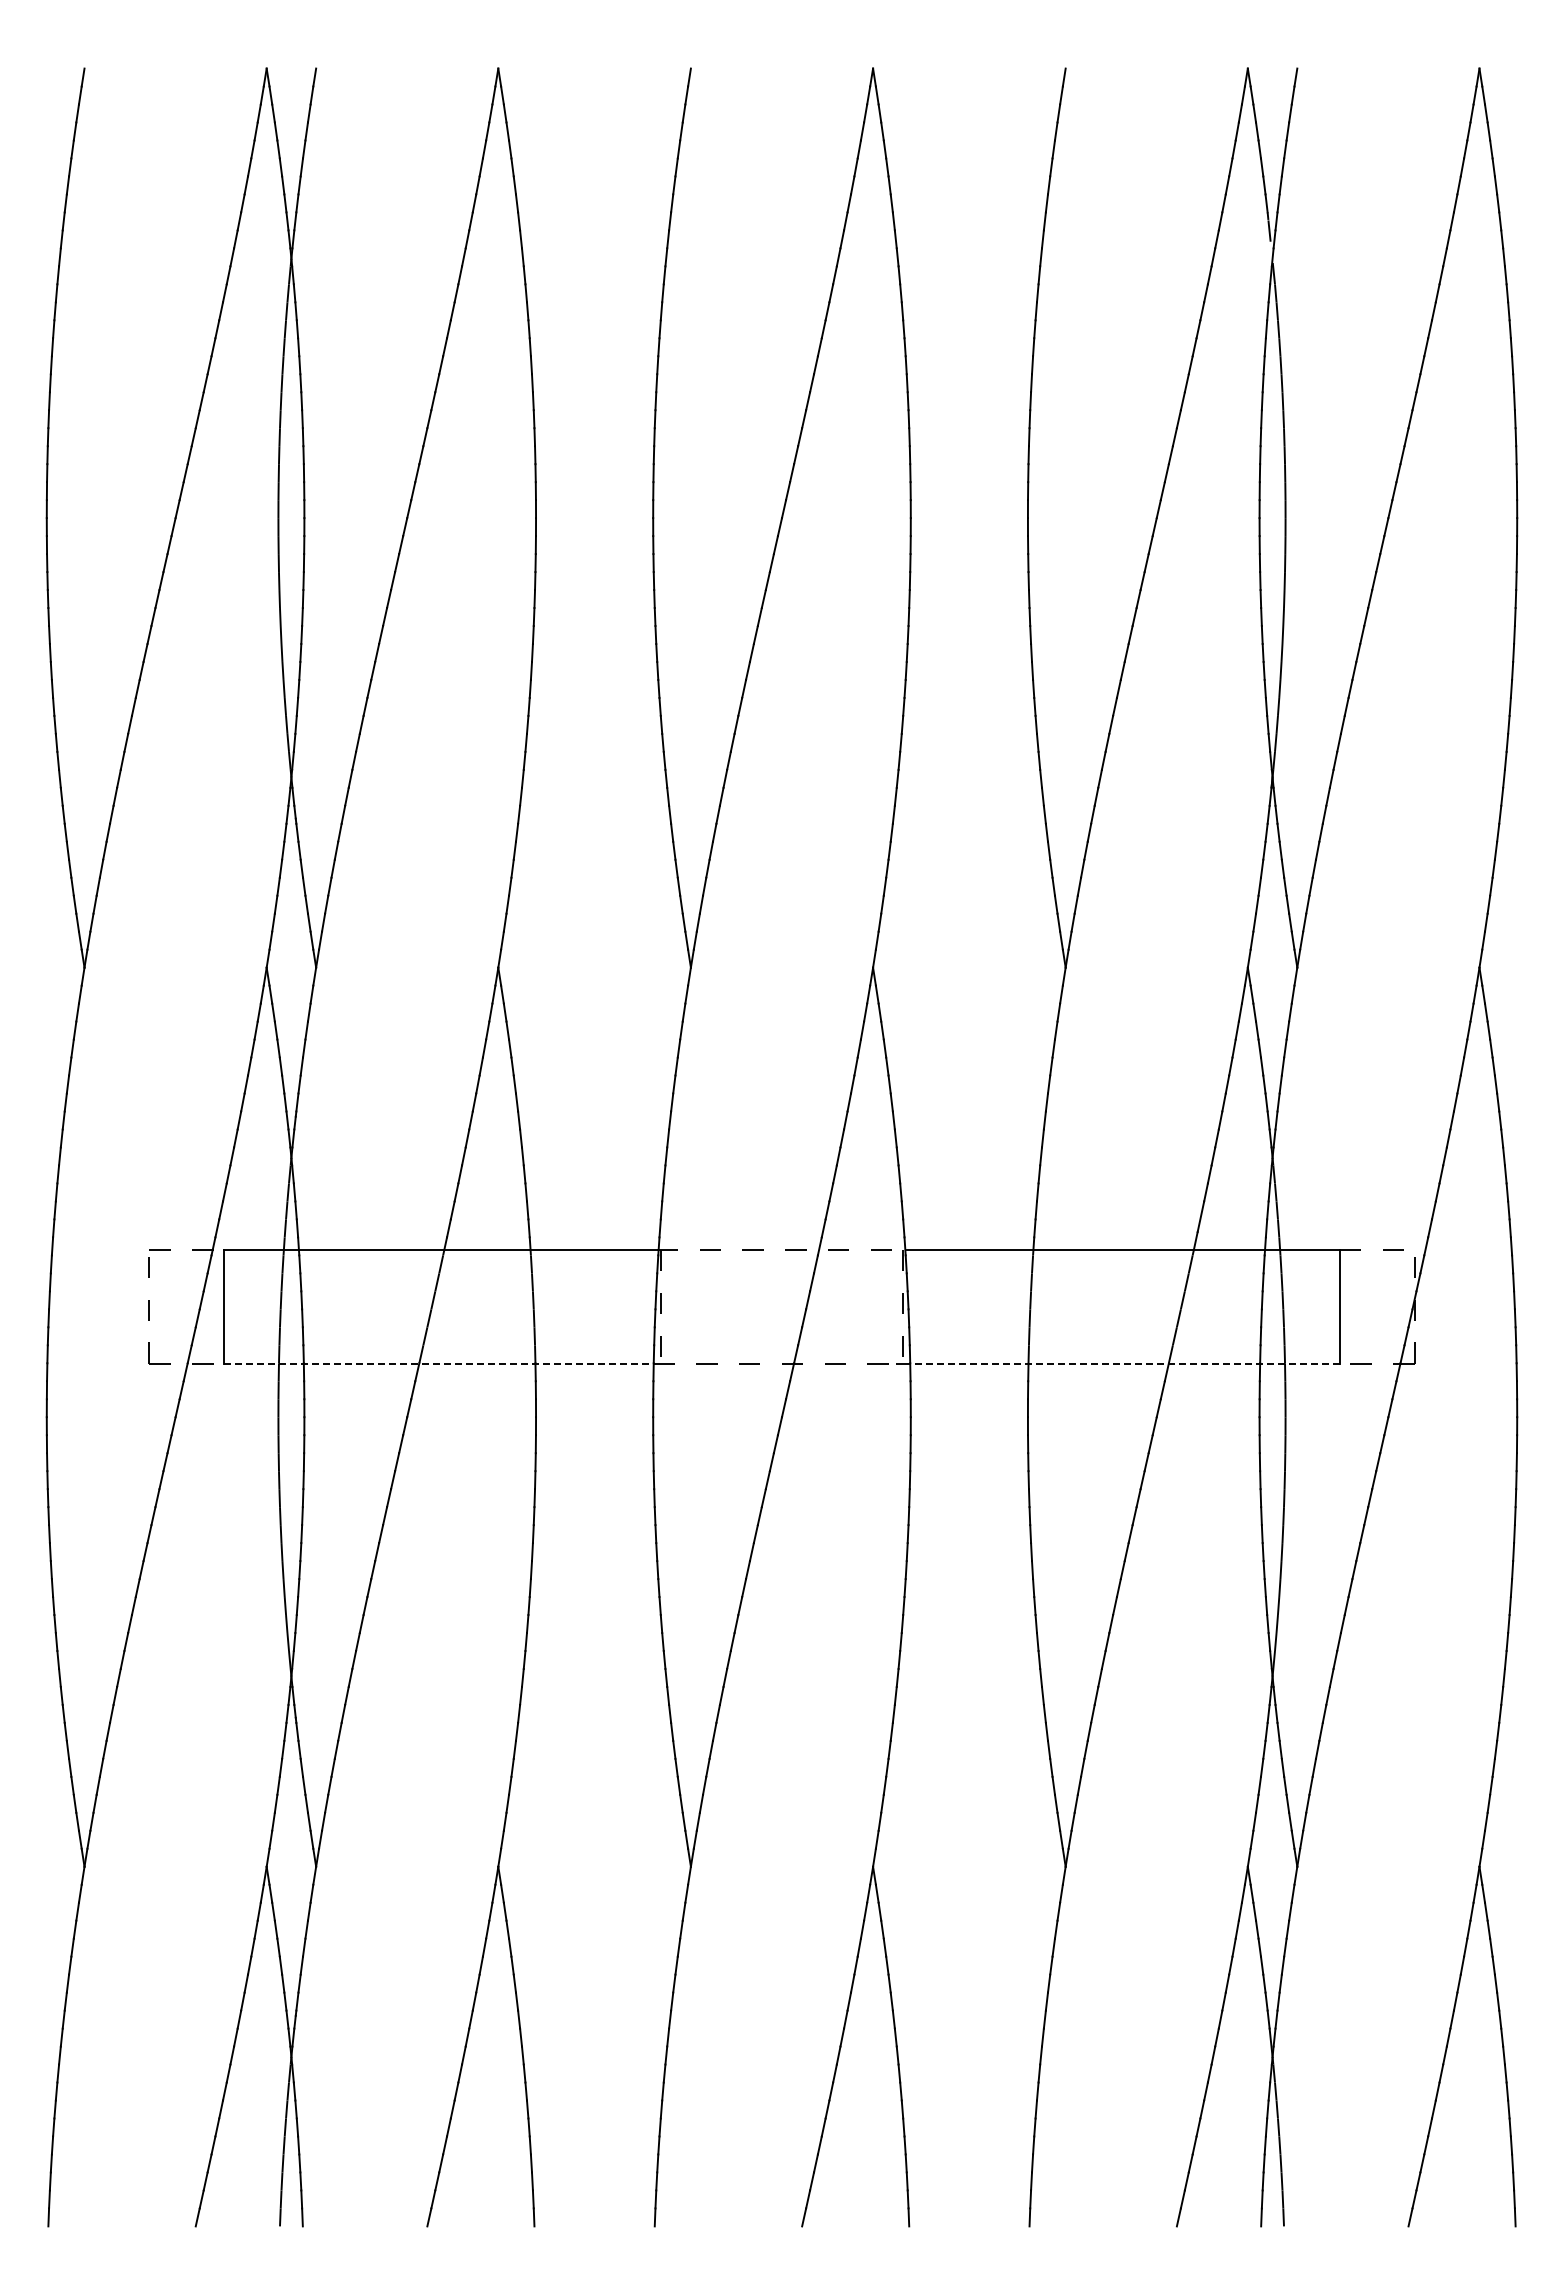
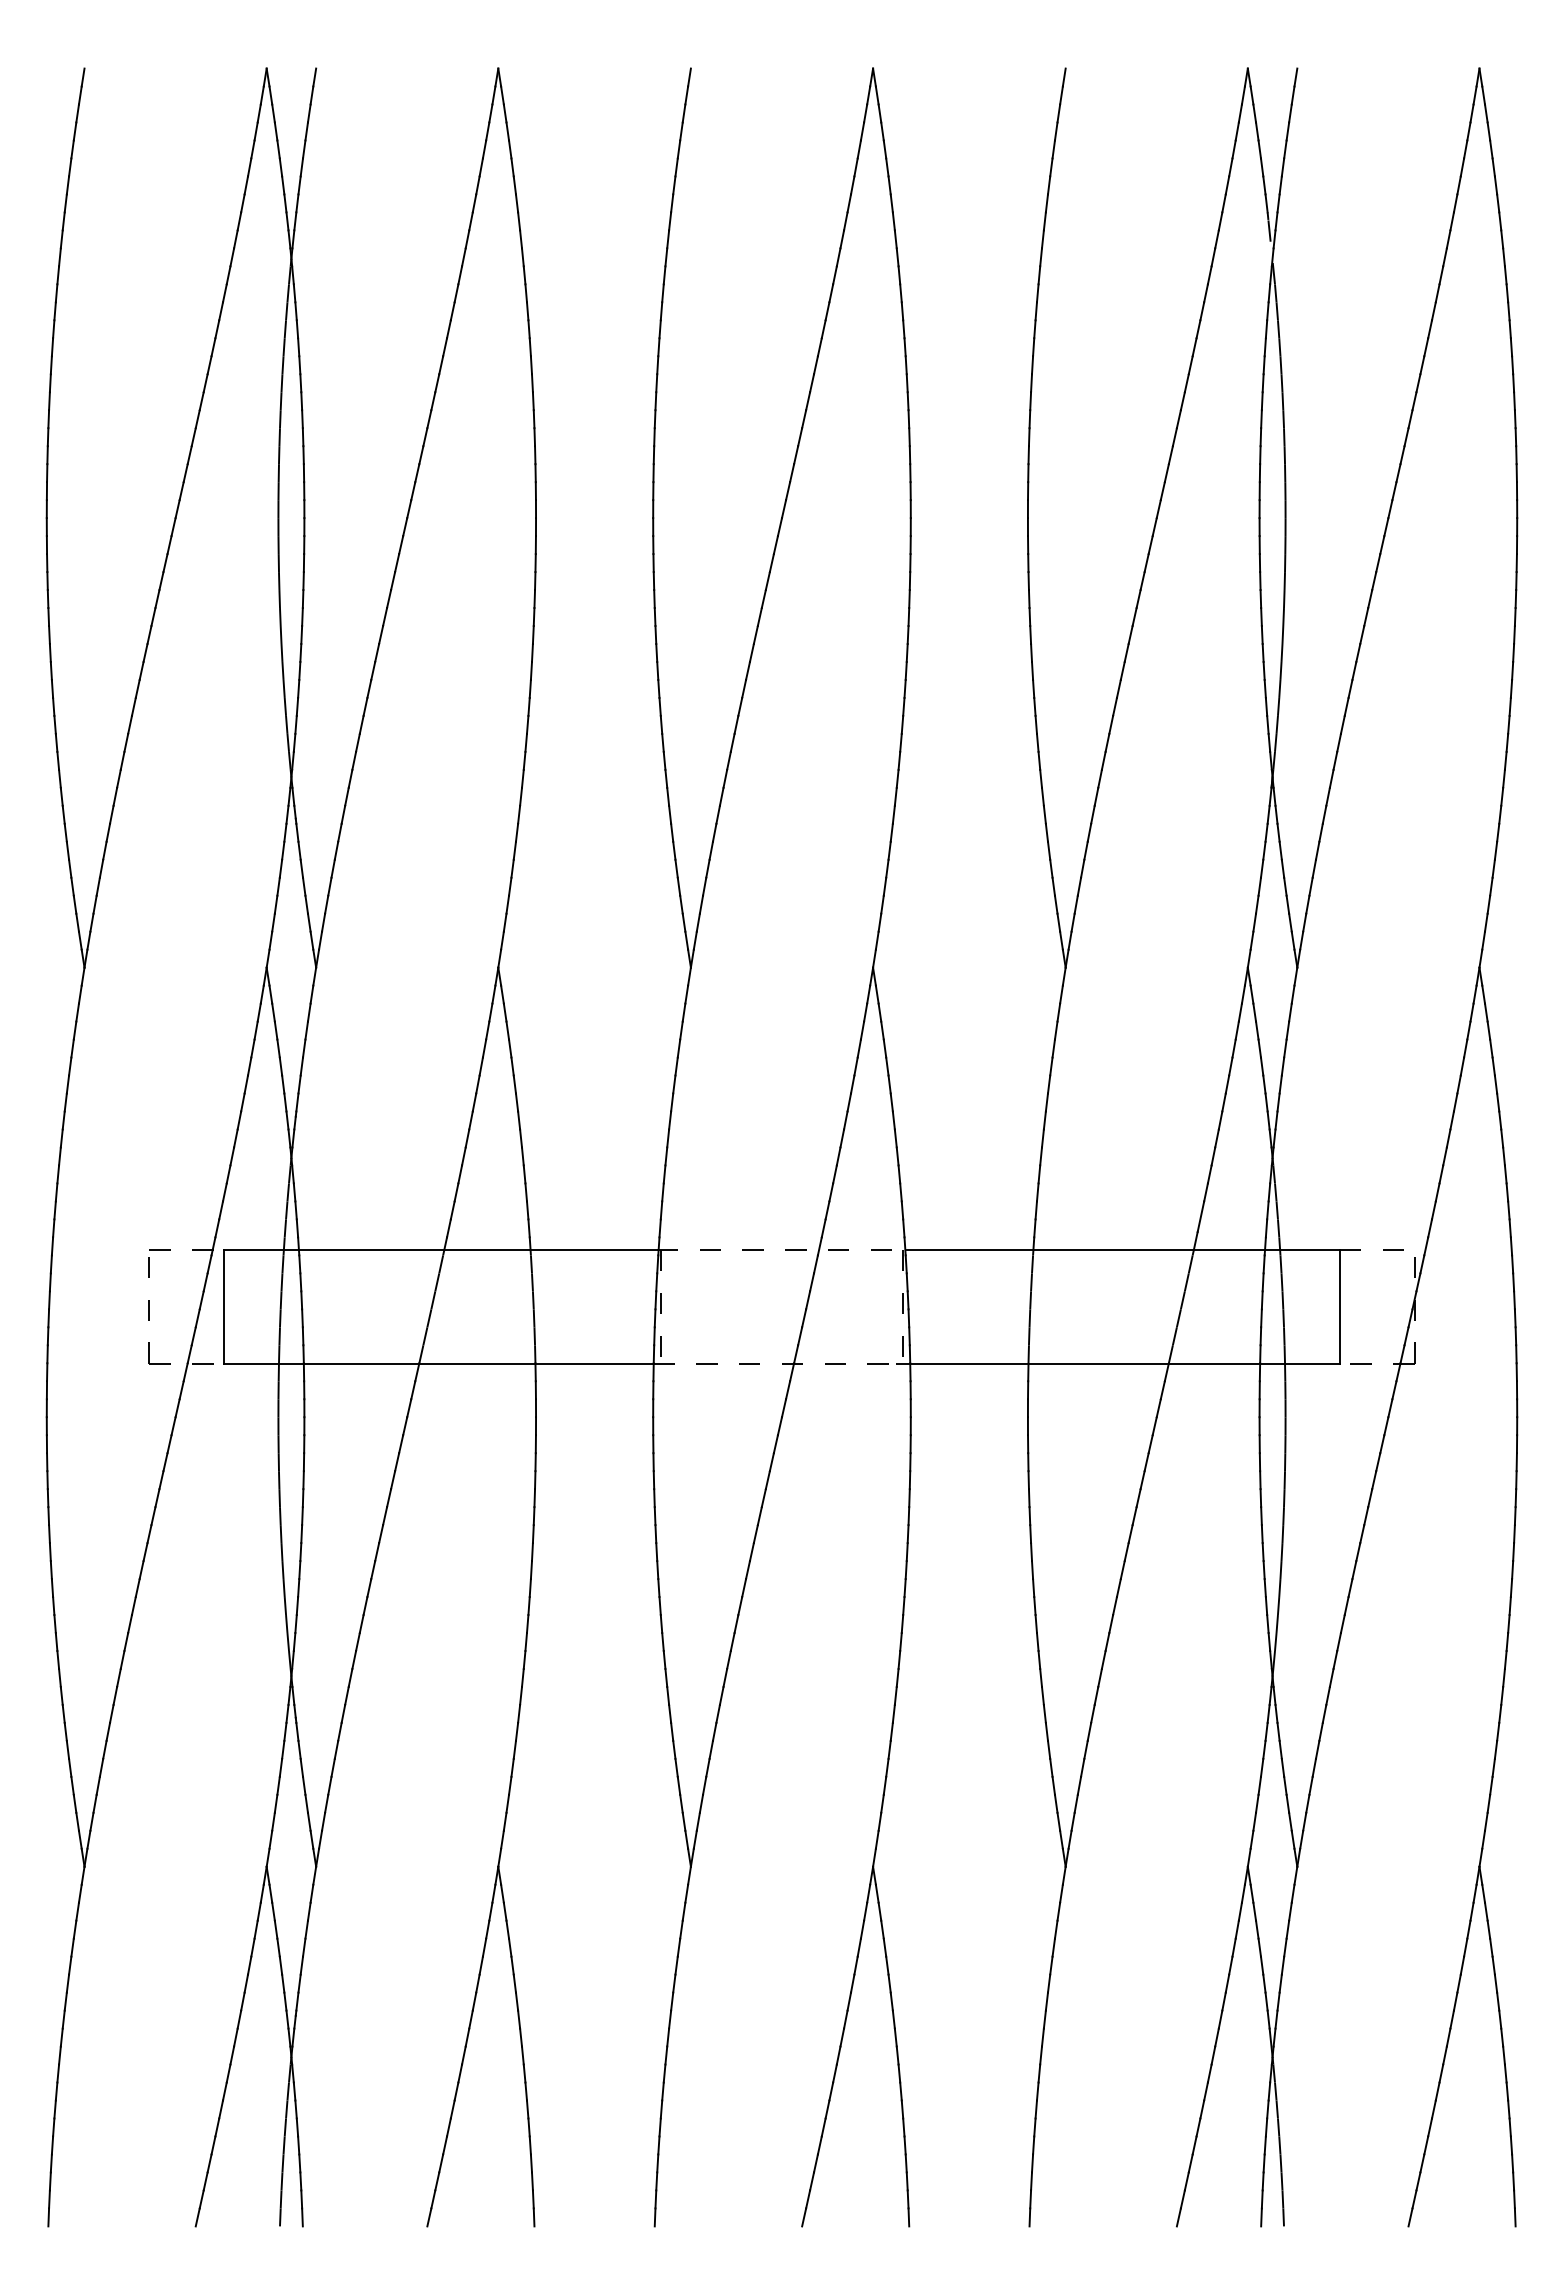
line: dashed -> solid (438, 1363)
line: dashed -> solid (1125, 1363)
